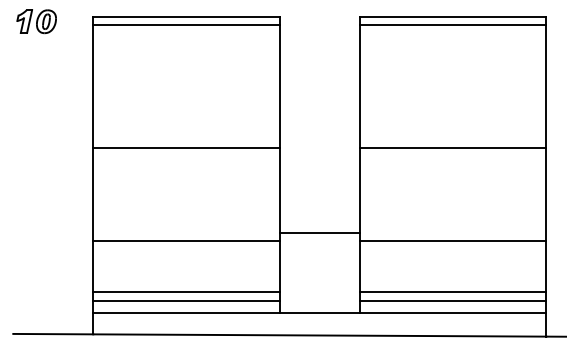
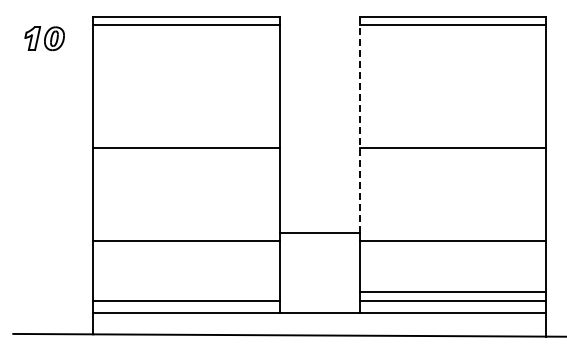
part position: (36, 21) -> (44, 38) (44, 38)
line: solid -> dashed (359, 124)
line: present -> none (186, 291)
